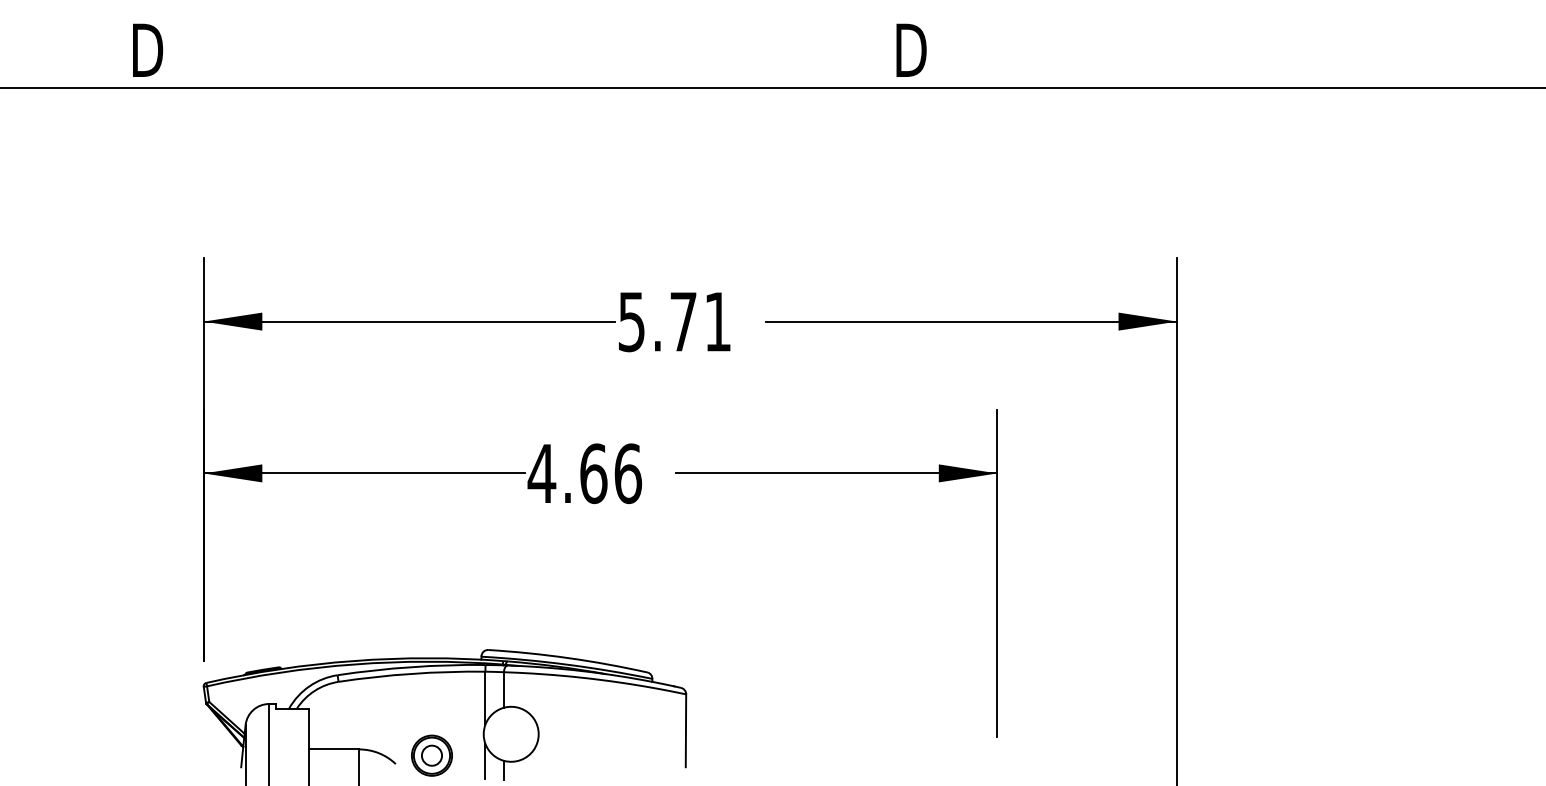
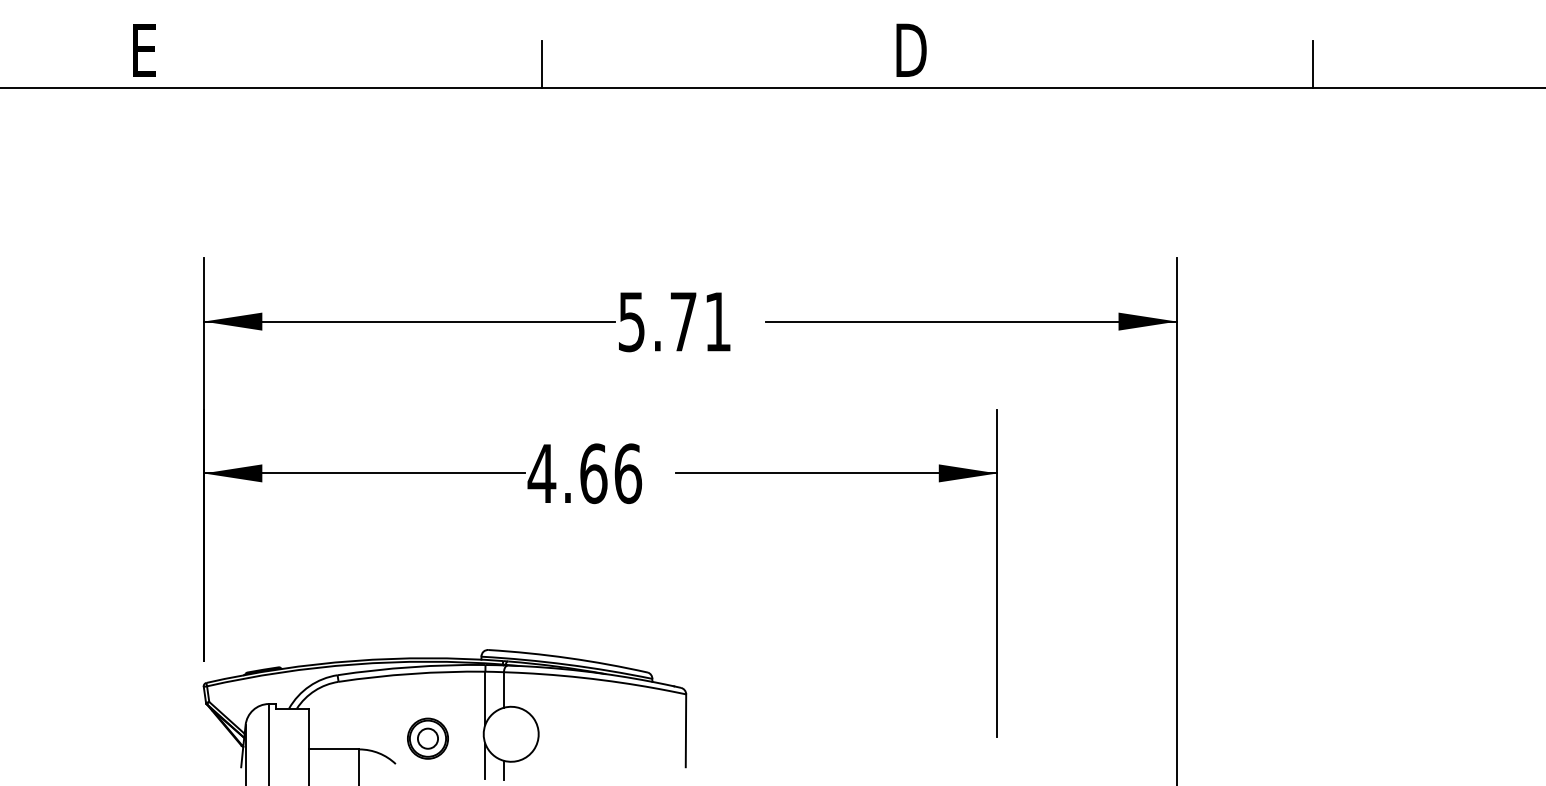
text: D -> E (148, 49)
line: none -> present (541, 64)
line: none -> present (1313, 64)
part position: (431, 755) -> (427, 738) (427, 738)
